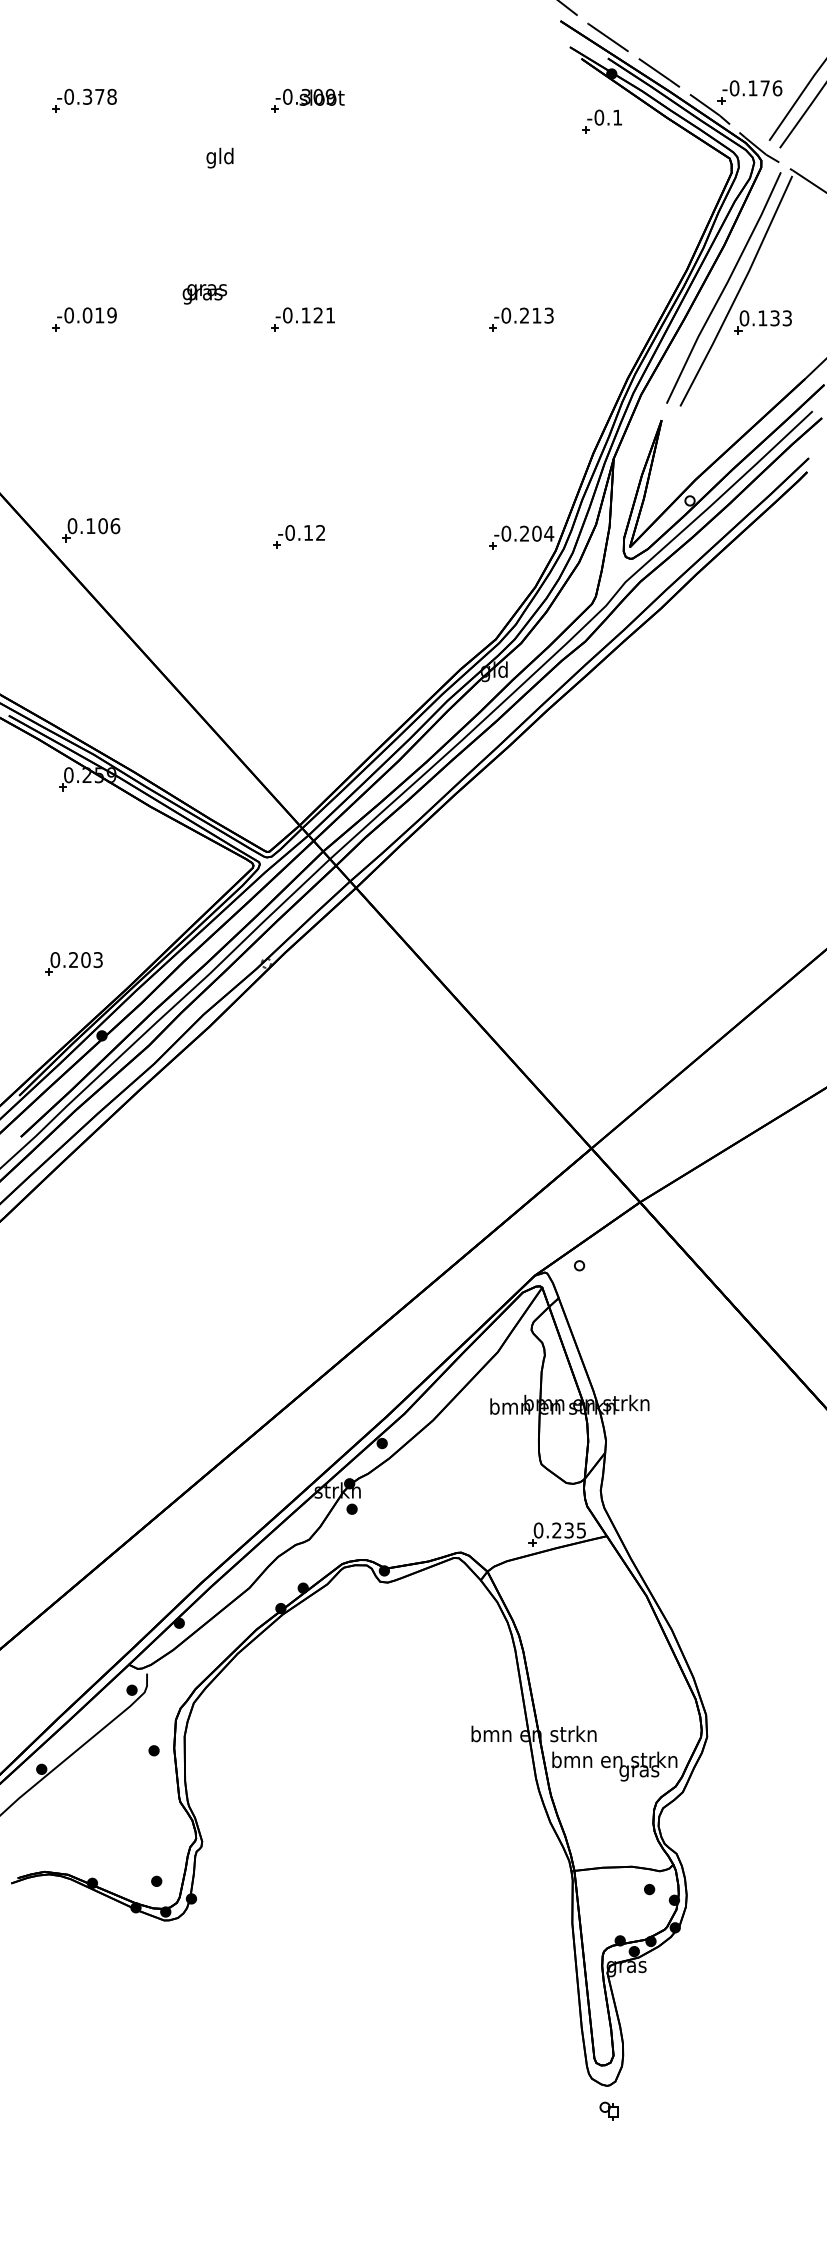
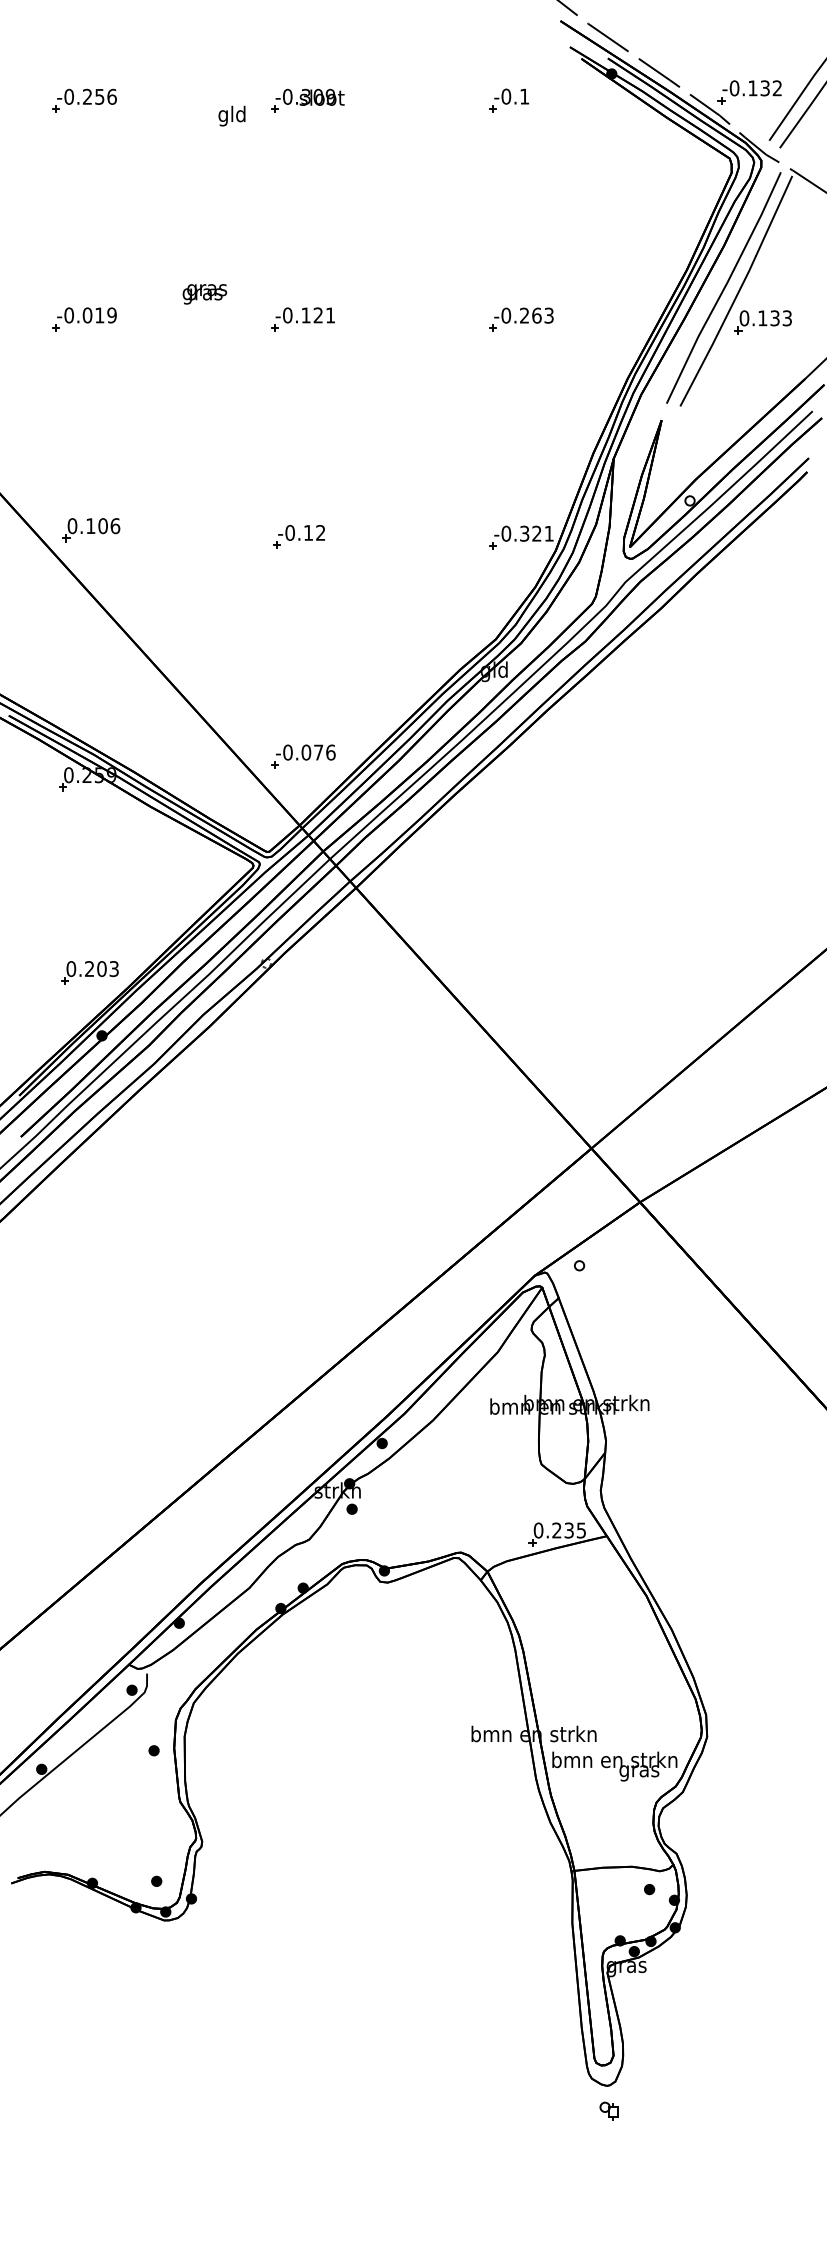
text: -0.176 -> -0.132 (771, 88)
text: -0.378 -> -0.256 (99, 96)
part position: (601, 121) -> (508, 100) (508, 100)
text position: (219, 157) -> (231, 115) (231, 115)
text: -0.213 -> -0.263 (536, 315)
text: -0.204 -> -0.321 (537, 533)
part: none -> present (303, 756)
part position: (73, 963) -> (89, 972) (89, 972)
